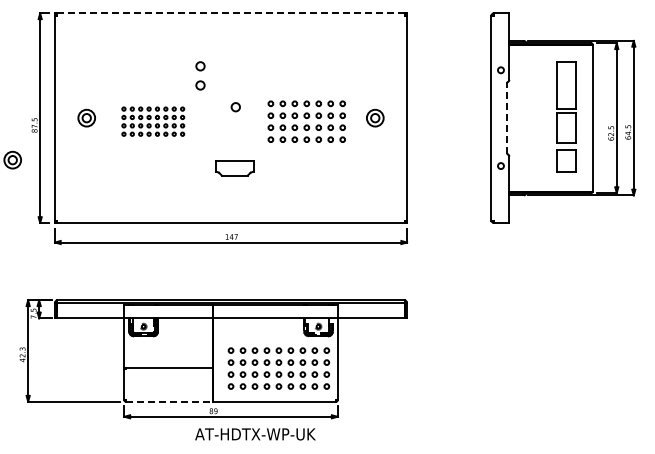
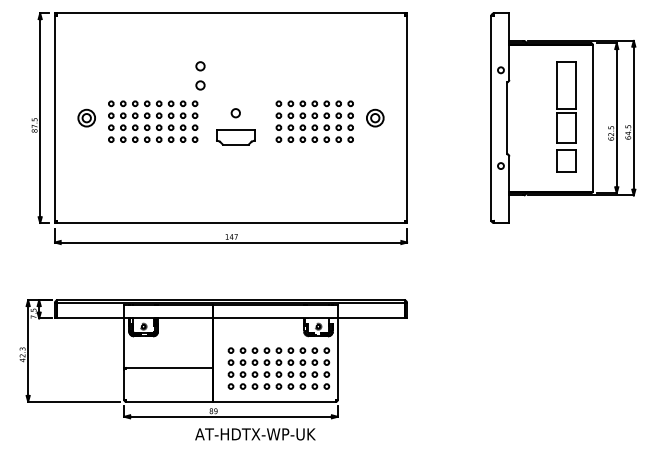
line: dashed -> solid (231, 13)
circle position: (235, 107) -> (235, 113) (235, 113)
line: dashed -> solid (506, 118)
part size: 65x31 px -> 91x43 px (153, 121)
part position: (306, 121) -> (314, 121) (314, 121)
part: present -> none (12, 159)
part position: (234, 168) -> (235, 137) (235, 137)
line: dashed -> solid (169, 401)
